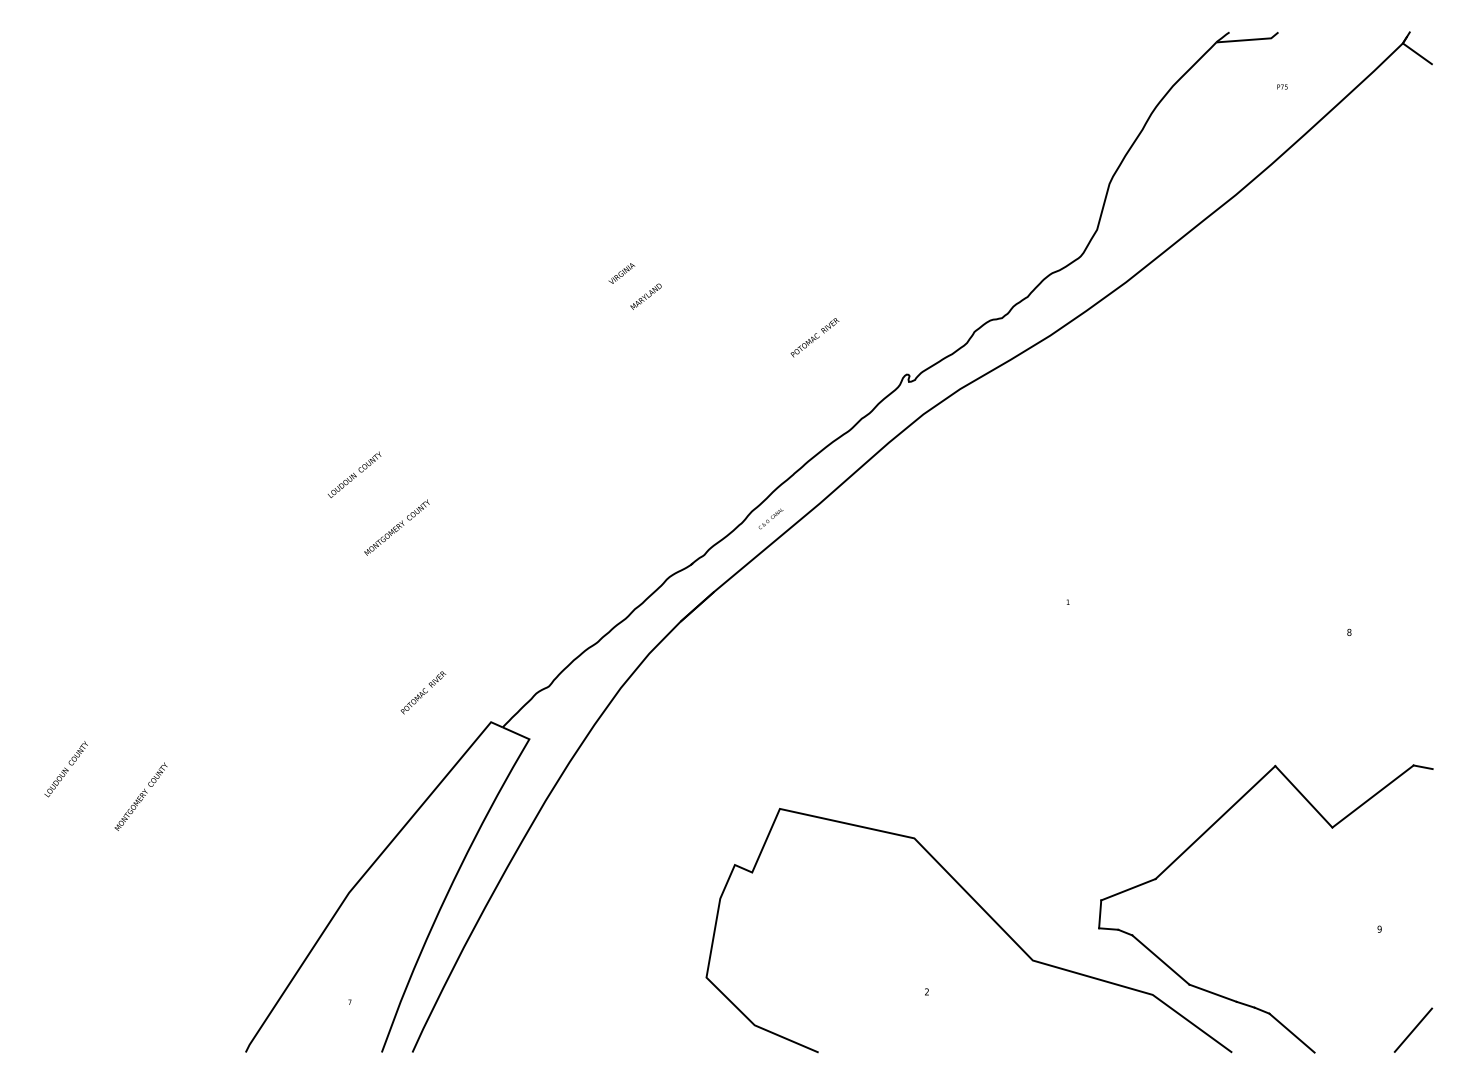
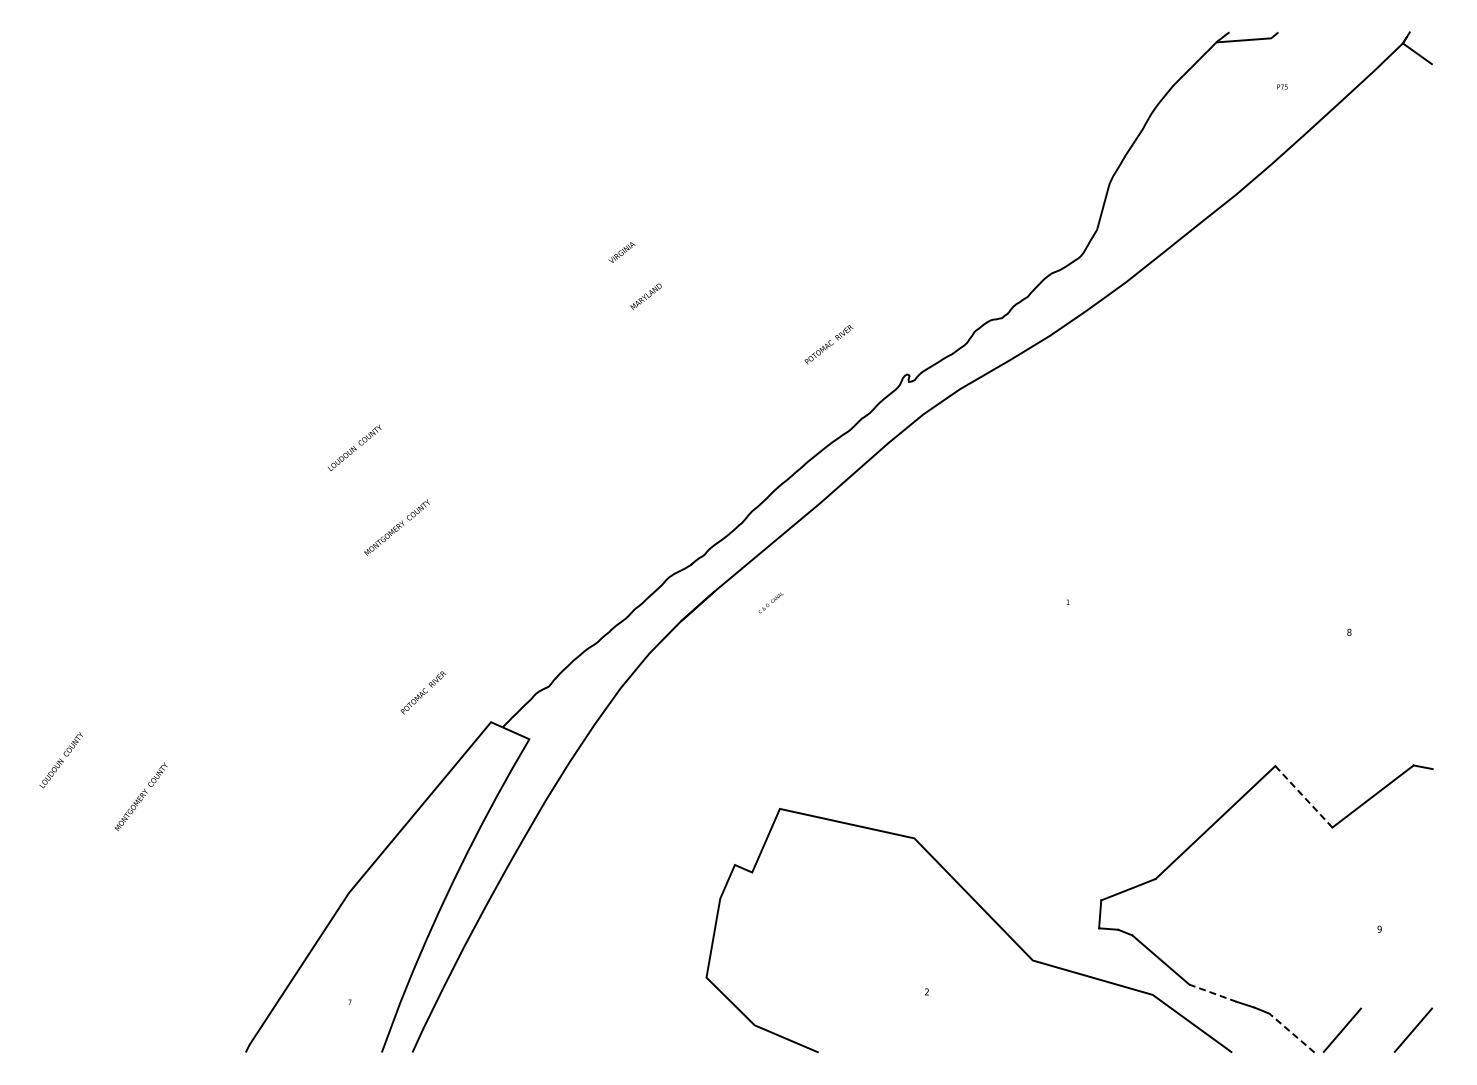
text position: (621, 273) -> (621, 252) (621, 252)
text position: (814, 337) -> (828, 344) (828, 344)
text position: (354, 474) -> (354, 447) (354, 447)
text position: (770, 518) -> (770, 602) (770, 602)
text position: (65, 769) -> (60, 760) (60, 760)
line: solid -> dashed (1303, 796)
line: solid -> dashed (1212, 993)
line: none -> present (1342, 1029)
line: solid -> dashed (1292, 1033)
